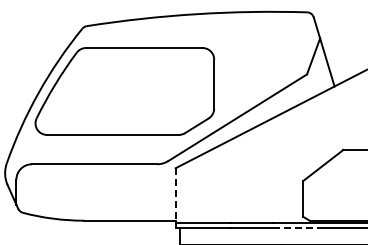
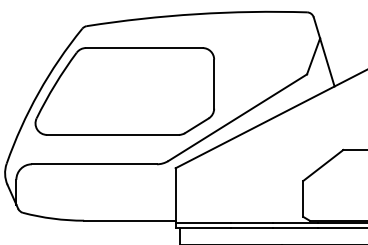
line: dashed -> solid (175, 196)
line: dashed -> solid (296, 227)
